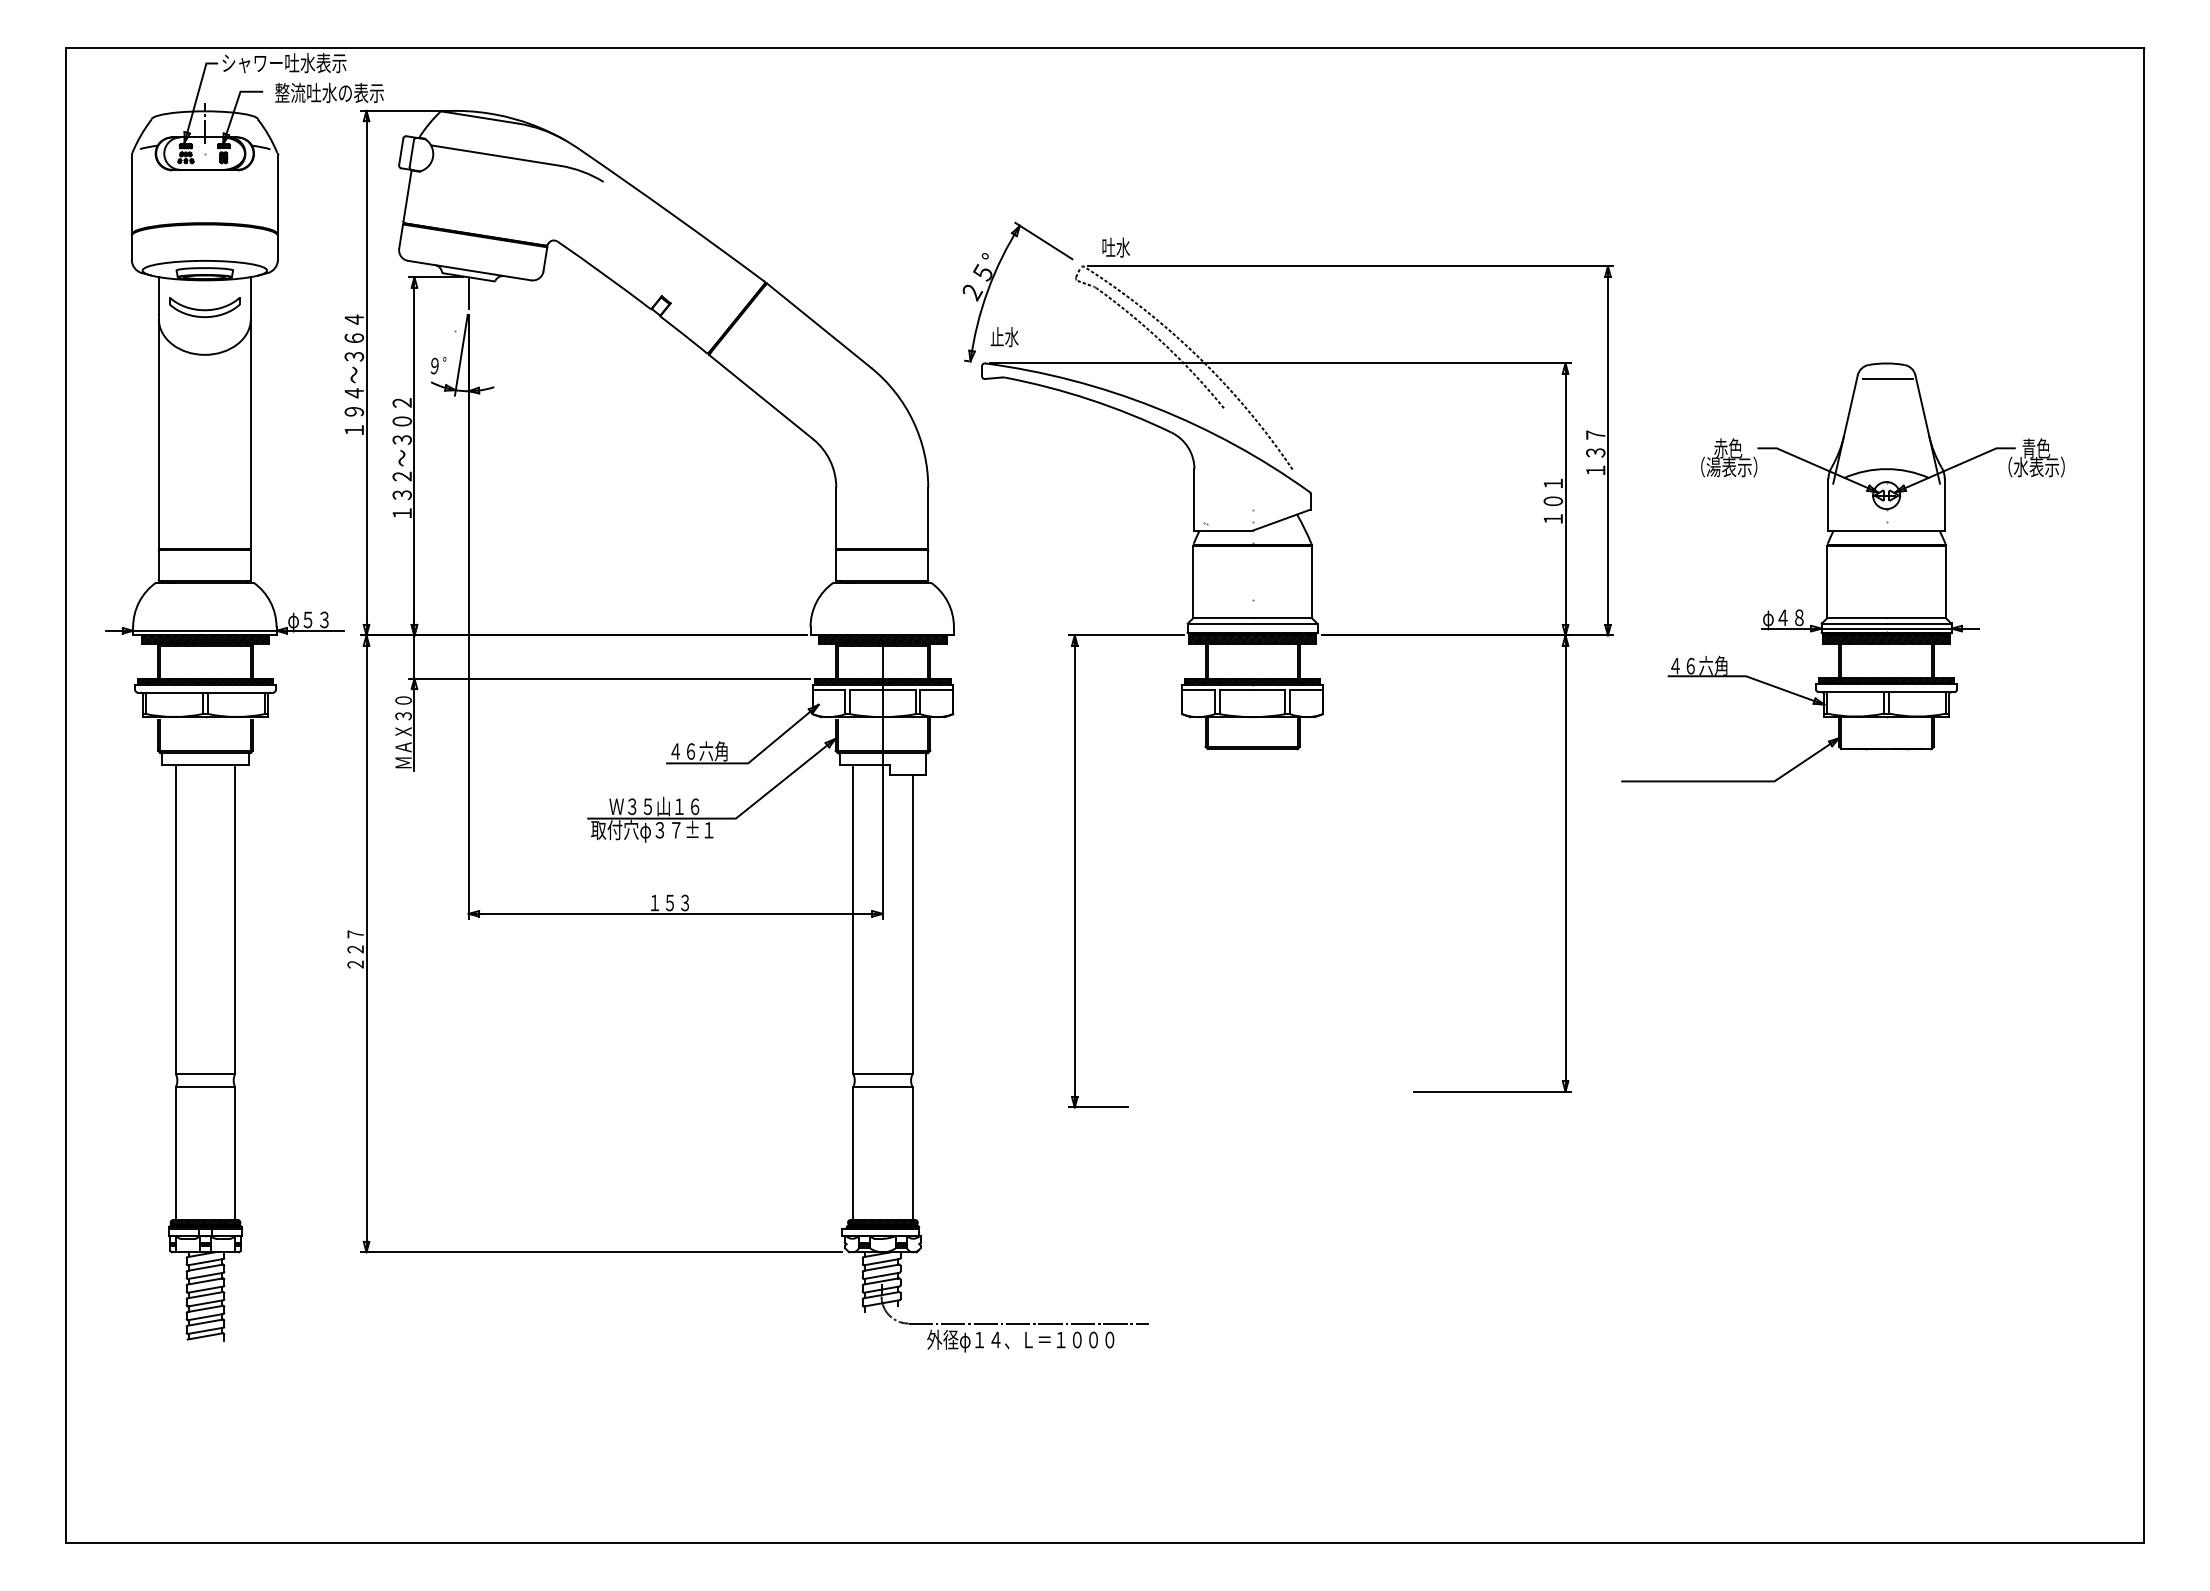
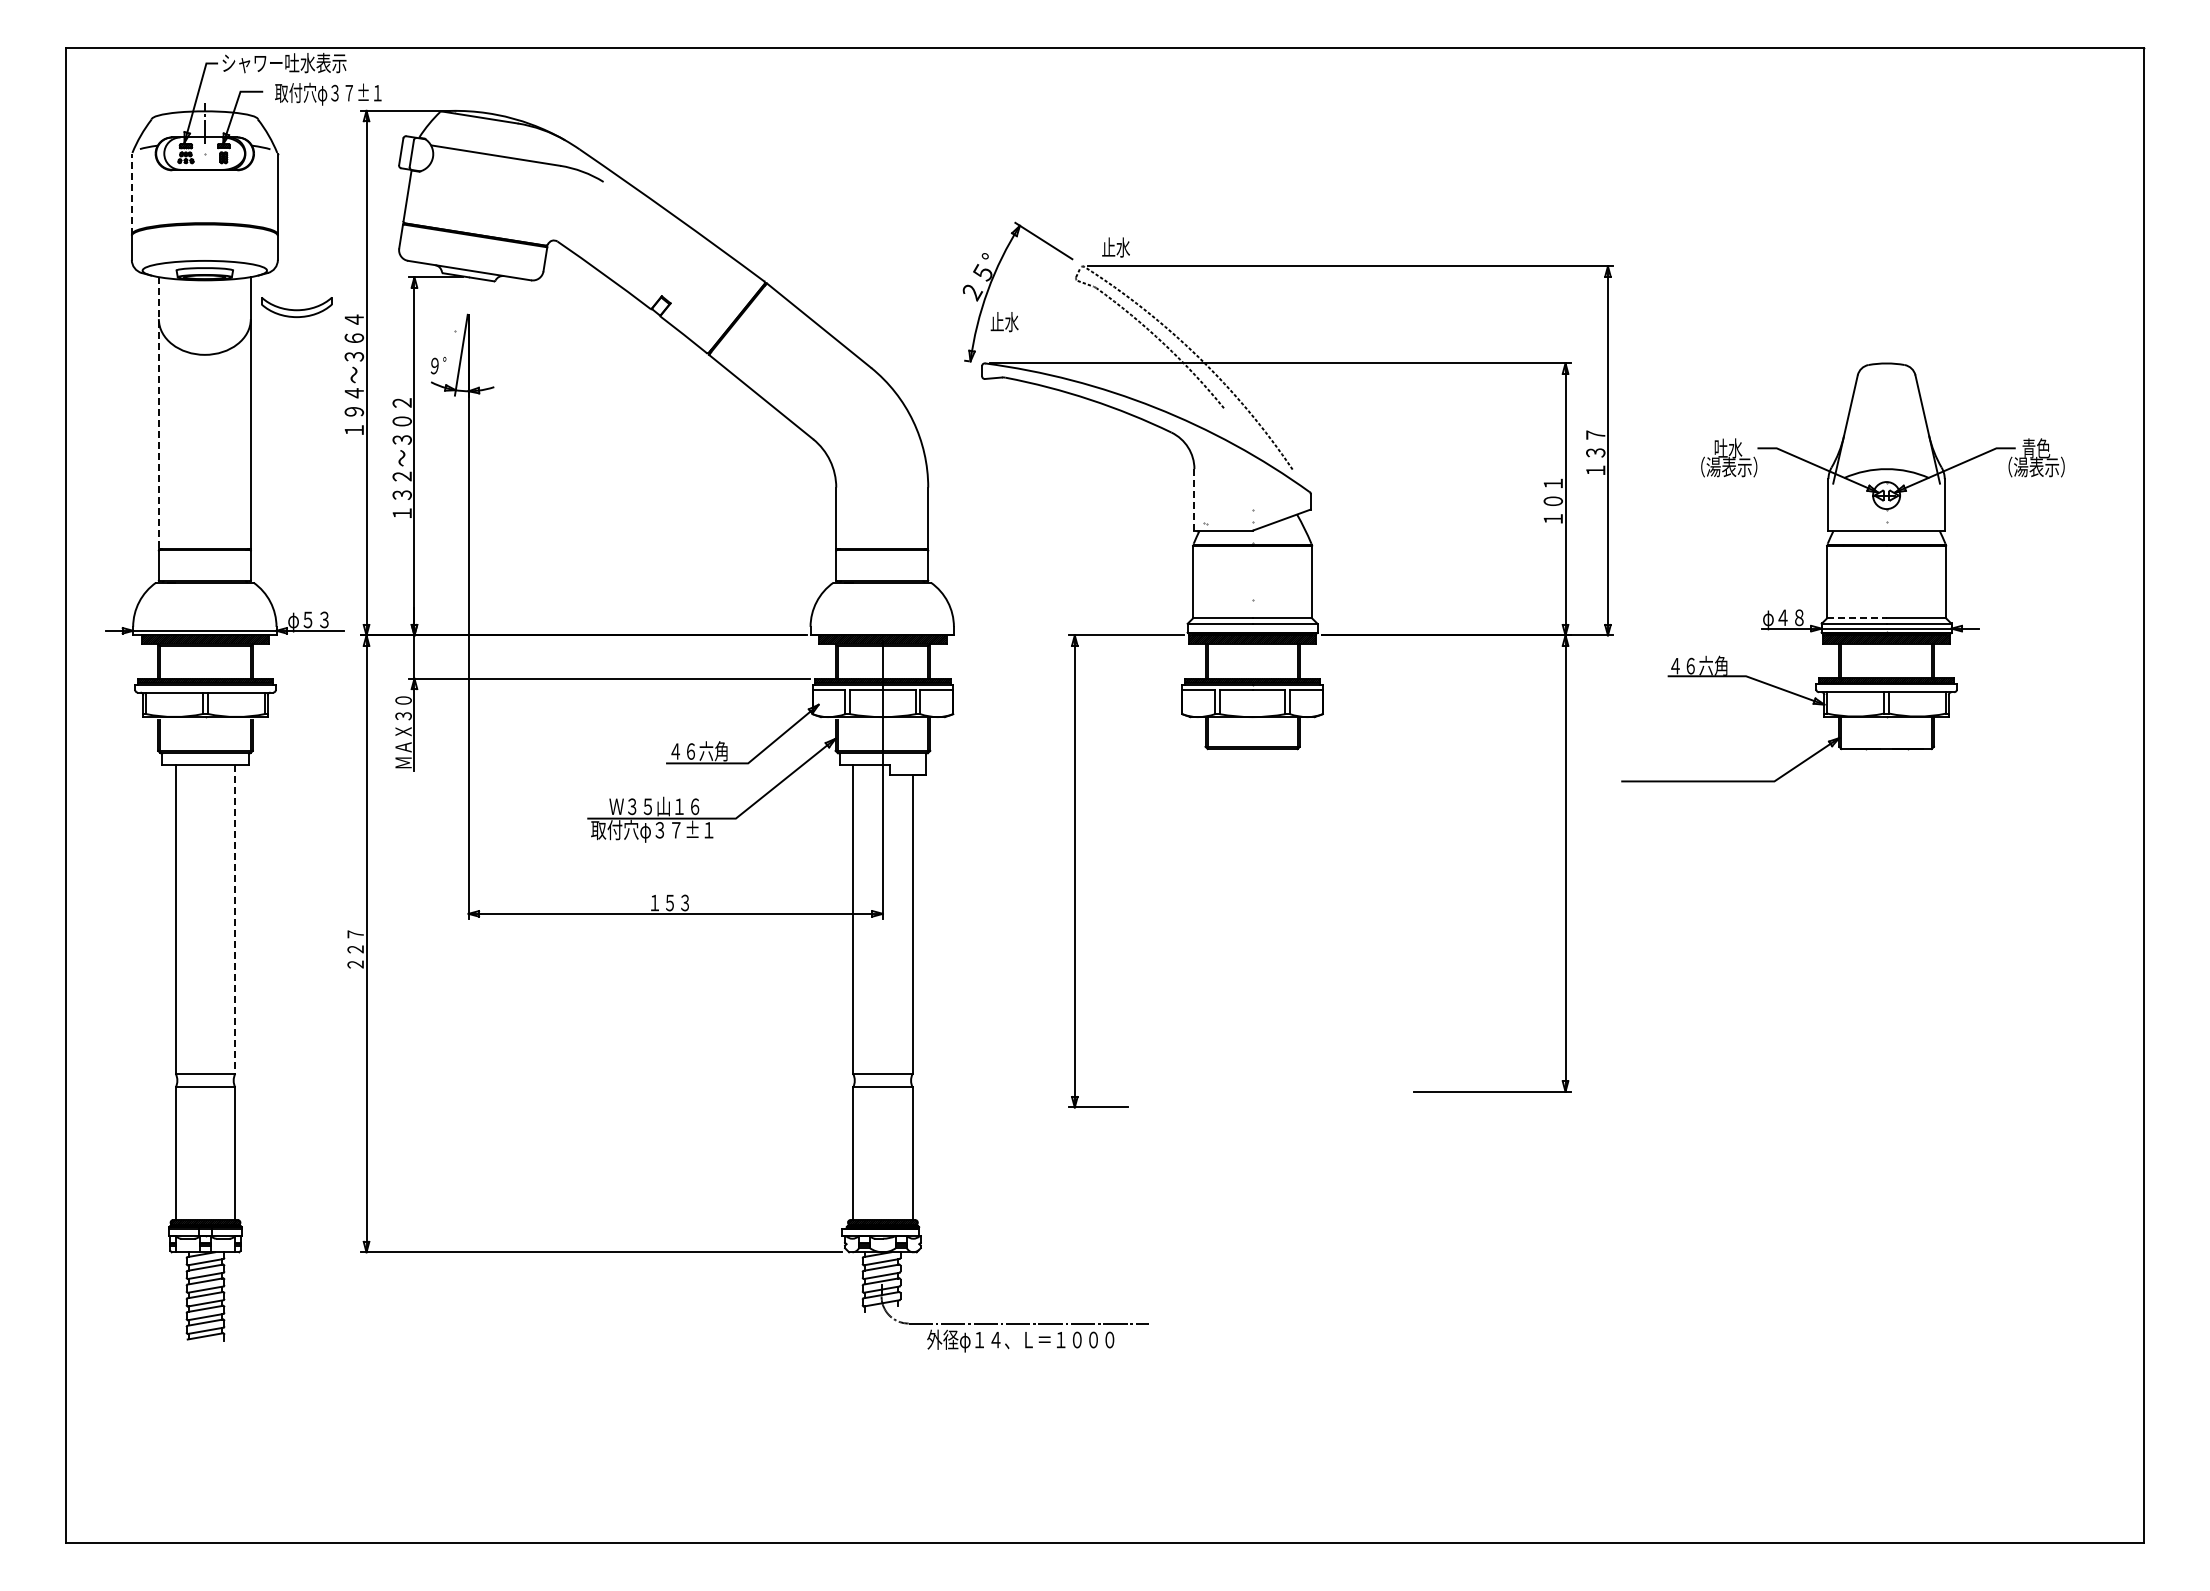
text: 整流吐水の表示 -> 取付穴φ３７±１ (329, 93)
line: solid -> dashed (131, 193)
text: 吐水 -> 止水 (1108, 246)
line: present -> none (468, 294)
part position: (204, 307) -> (296, 307) (296, 307)
text position: (1004, 337) -> (1004, 322) (1004, 322)
line: present -> none (1887, 379)
line: solid -> dashed (158, 413)
text: 赤色 -> 吐水 (1728, 448)
text: （水表示） -> （湯表示） (2021, 467)
line: solid -> dashed (1194, 499)
line: solid -> dashed (1856, 618)
line: solid -> dashed (235, 920)
